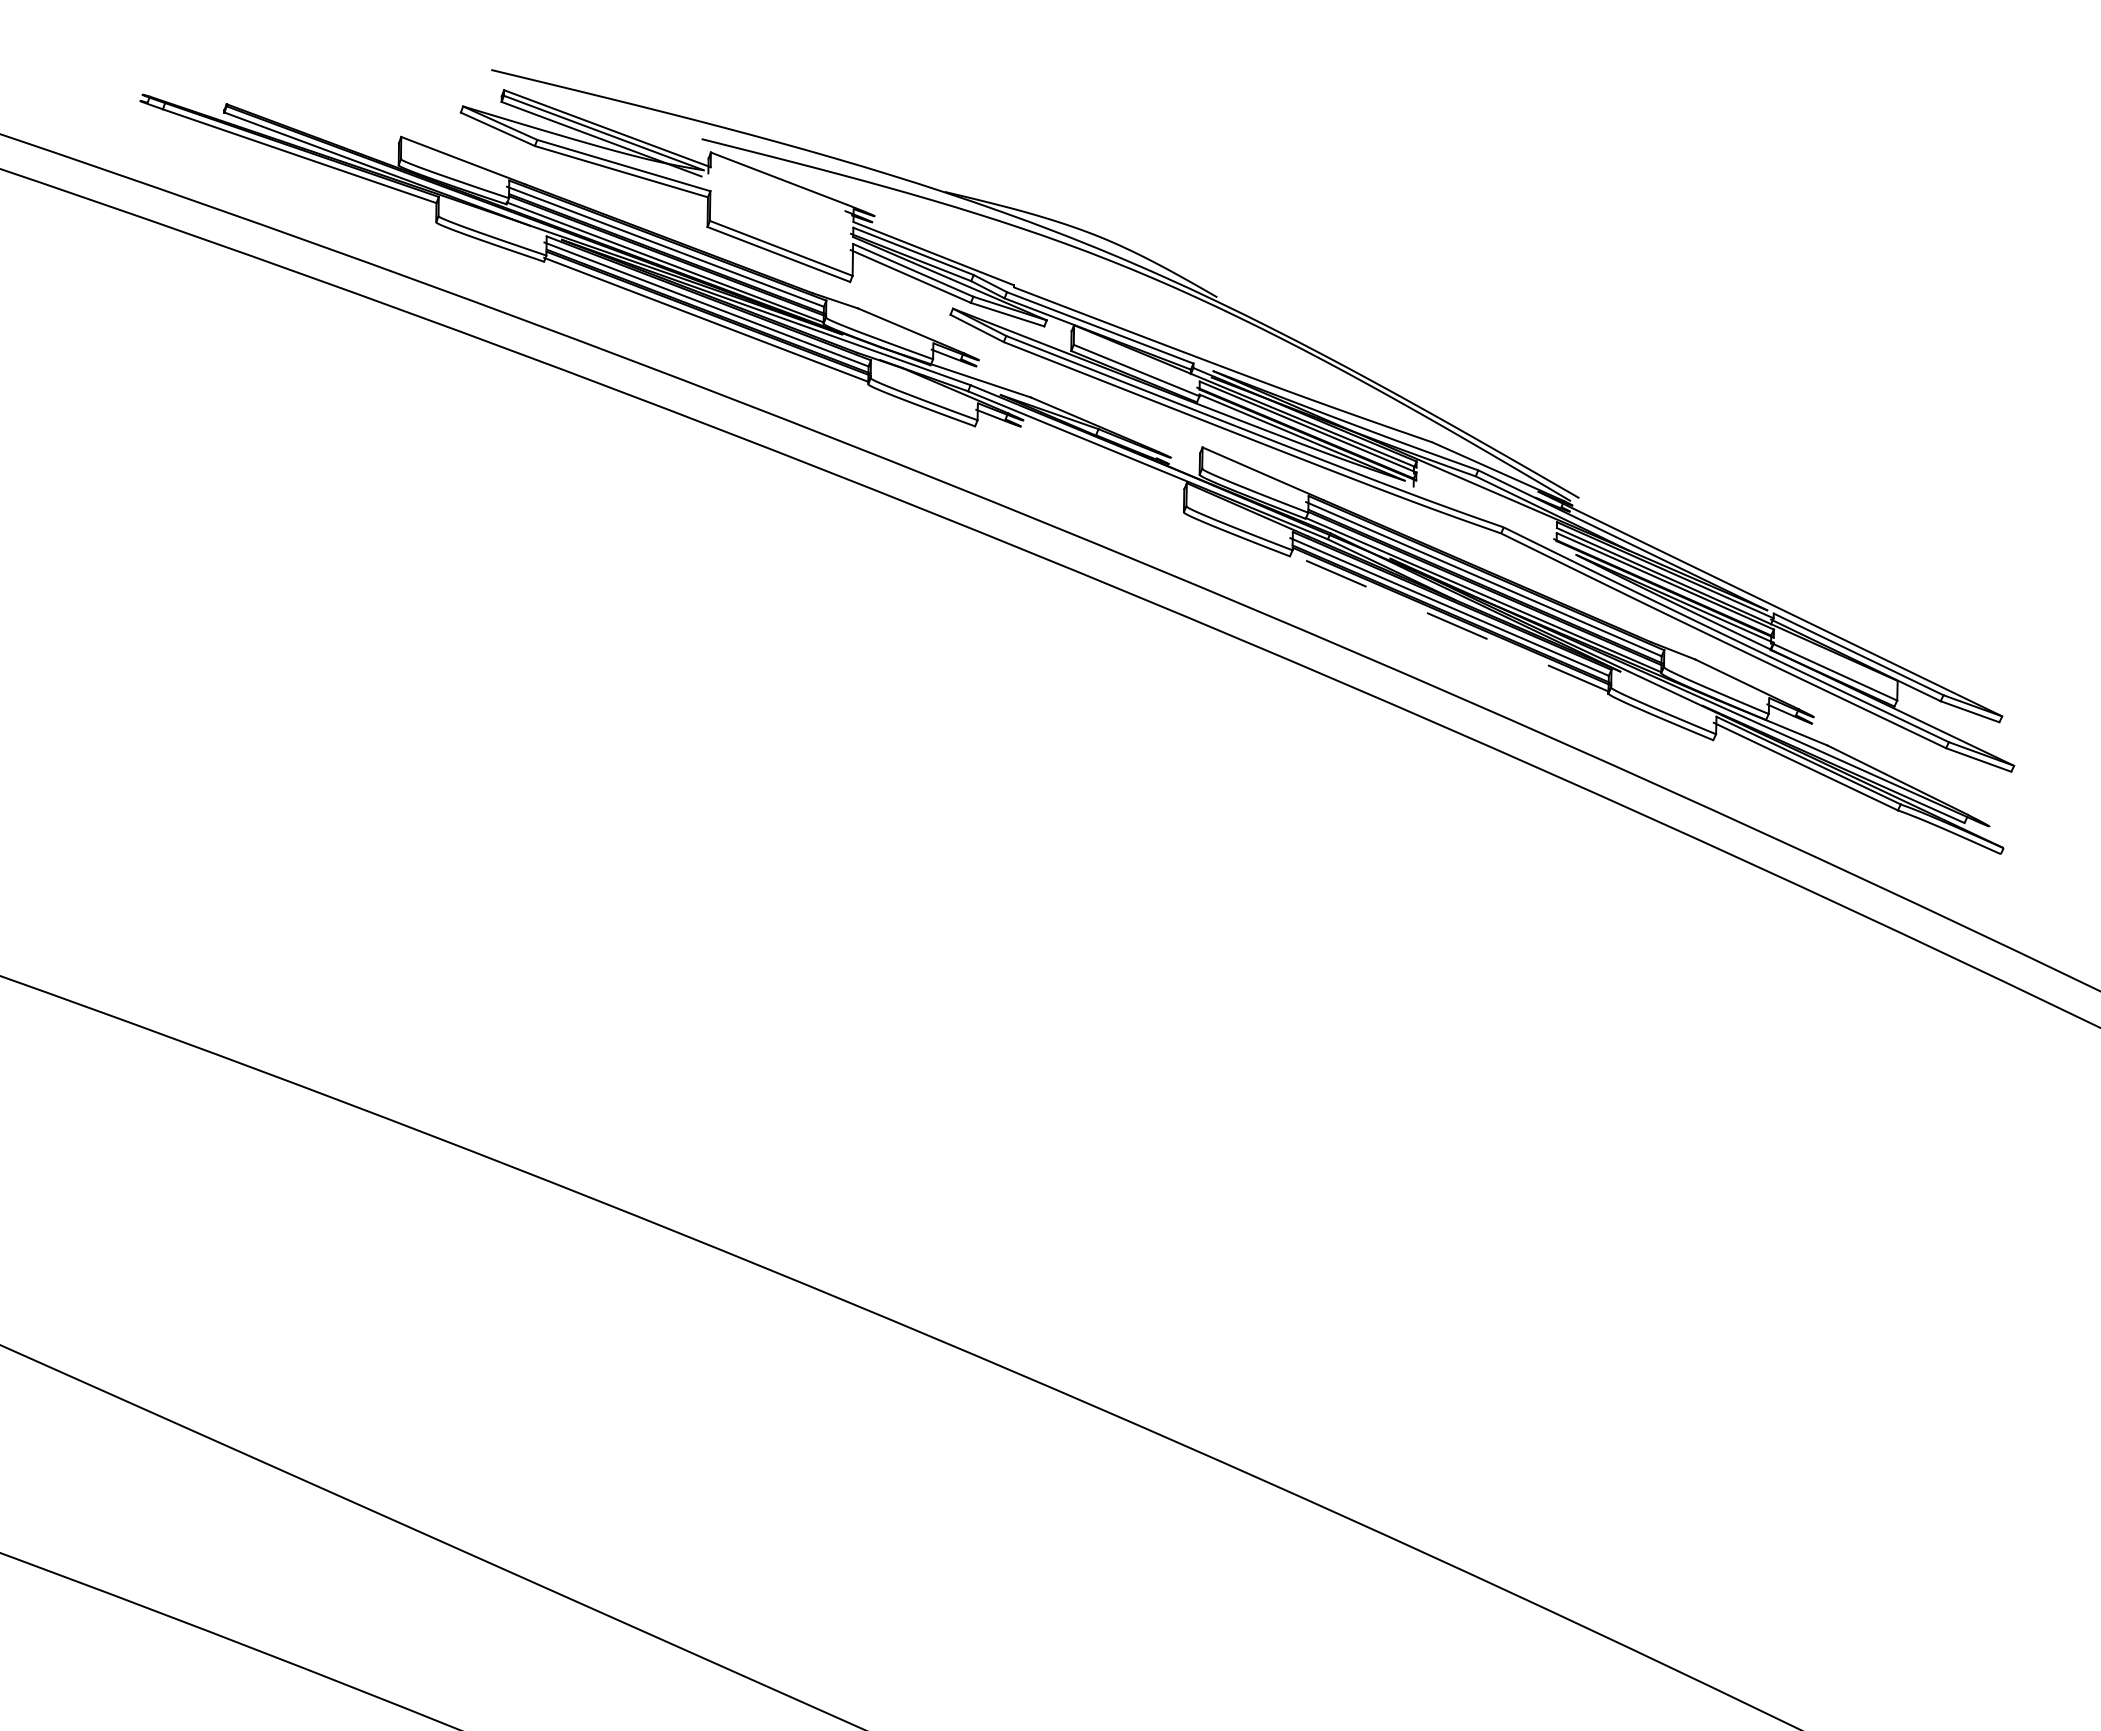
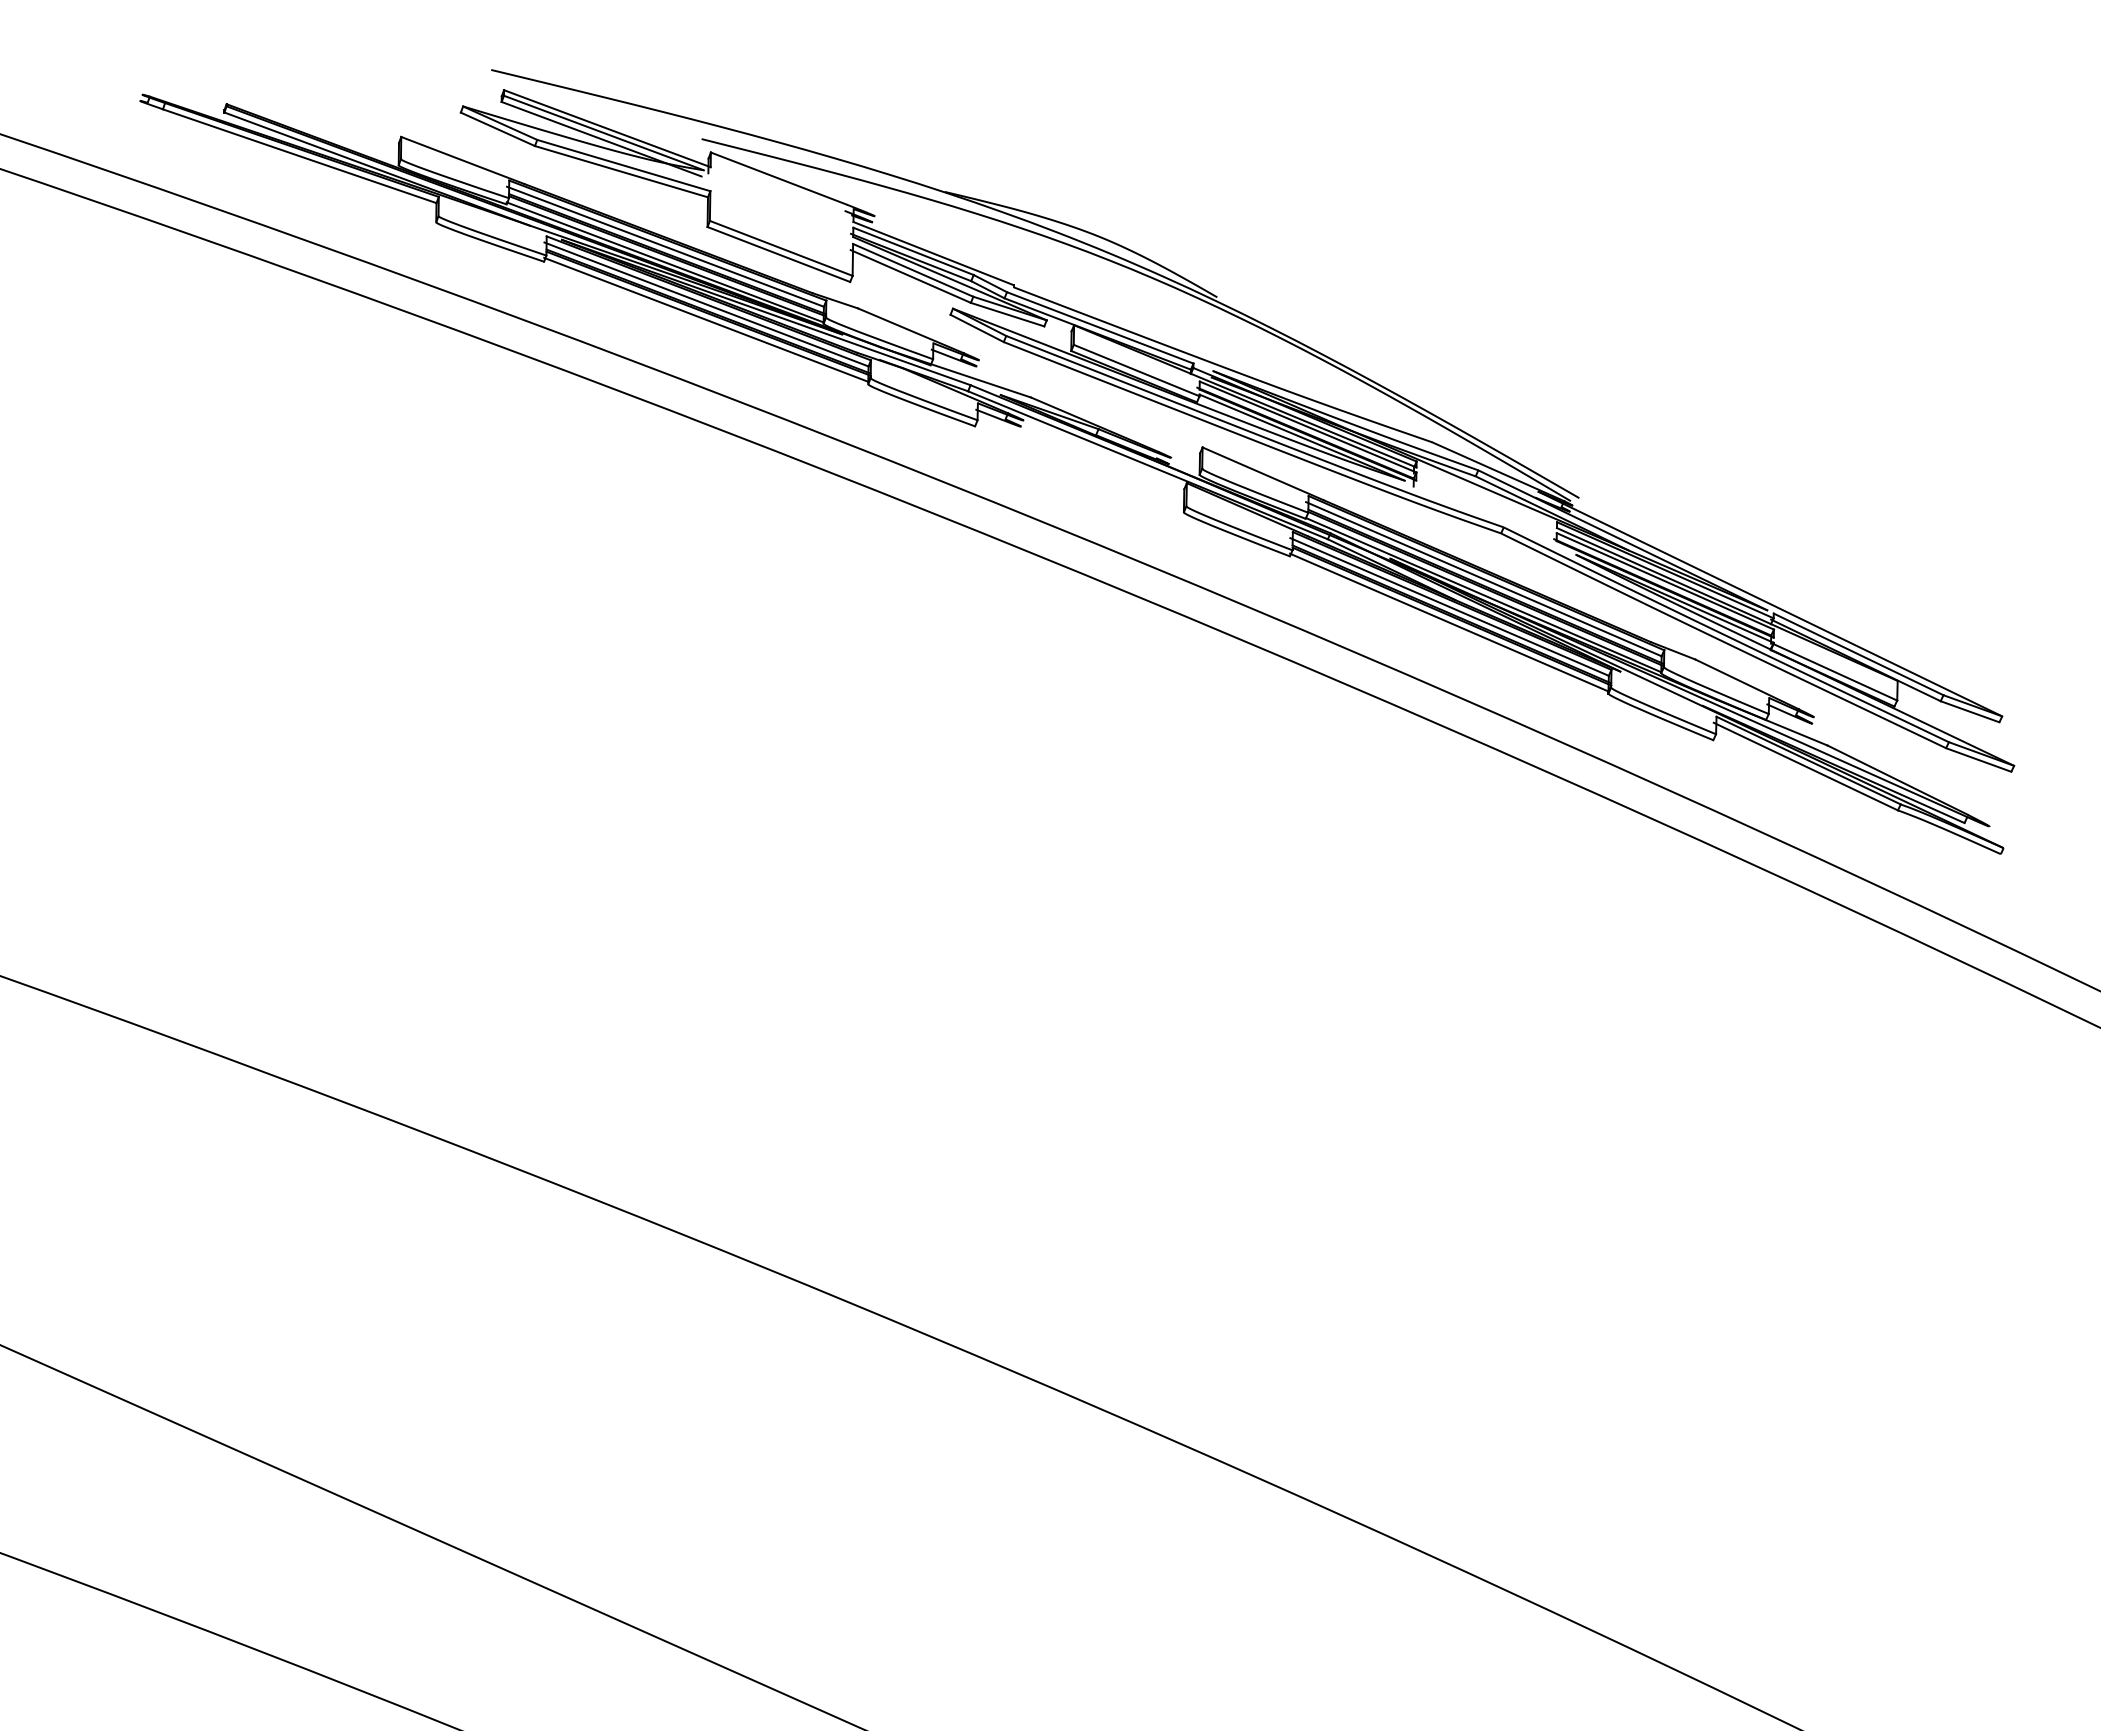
line: dashed -> solid (1449, 622)
